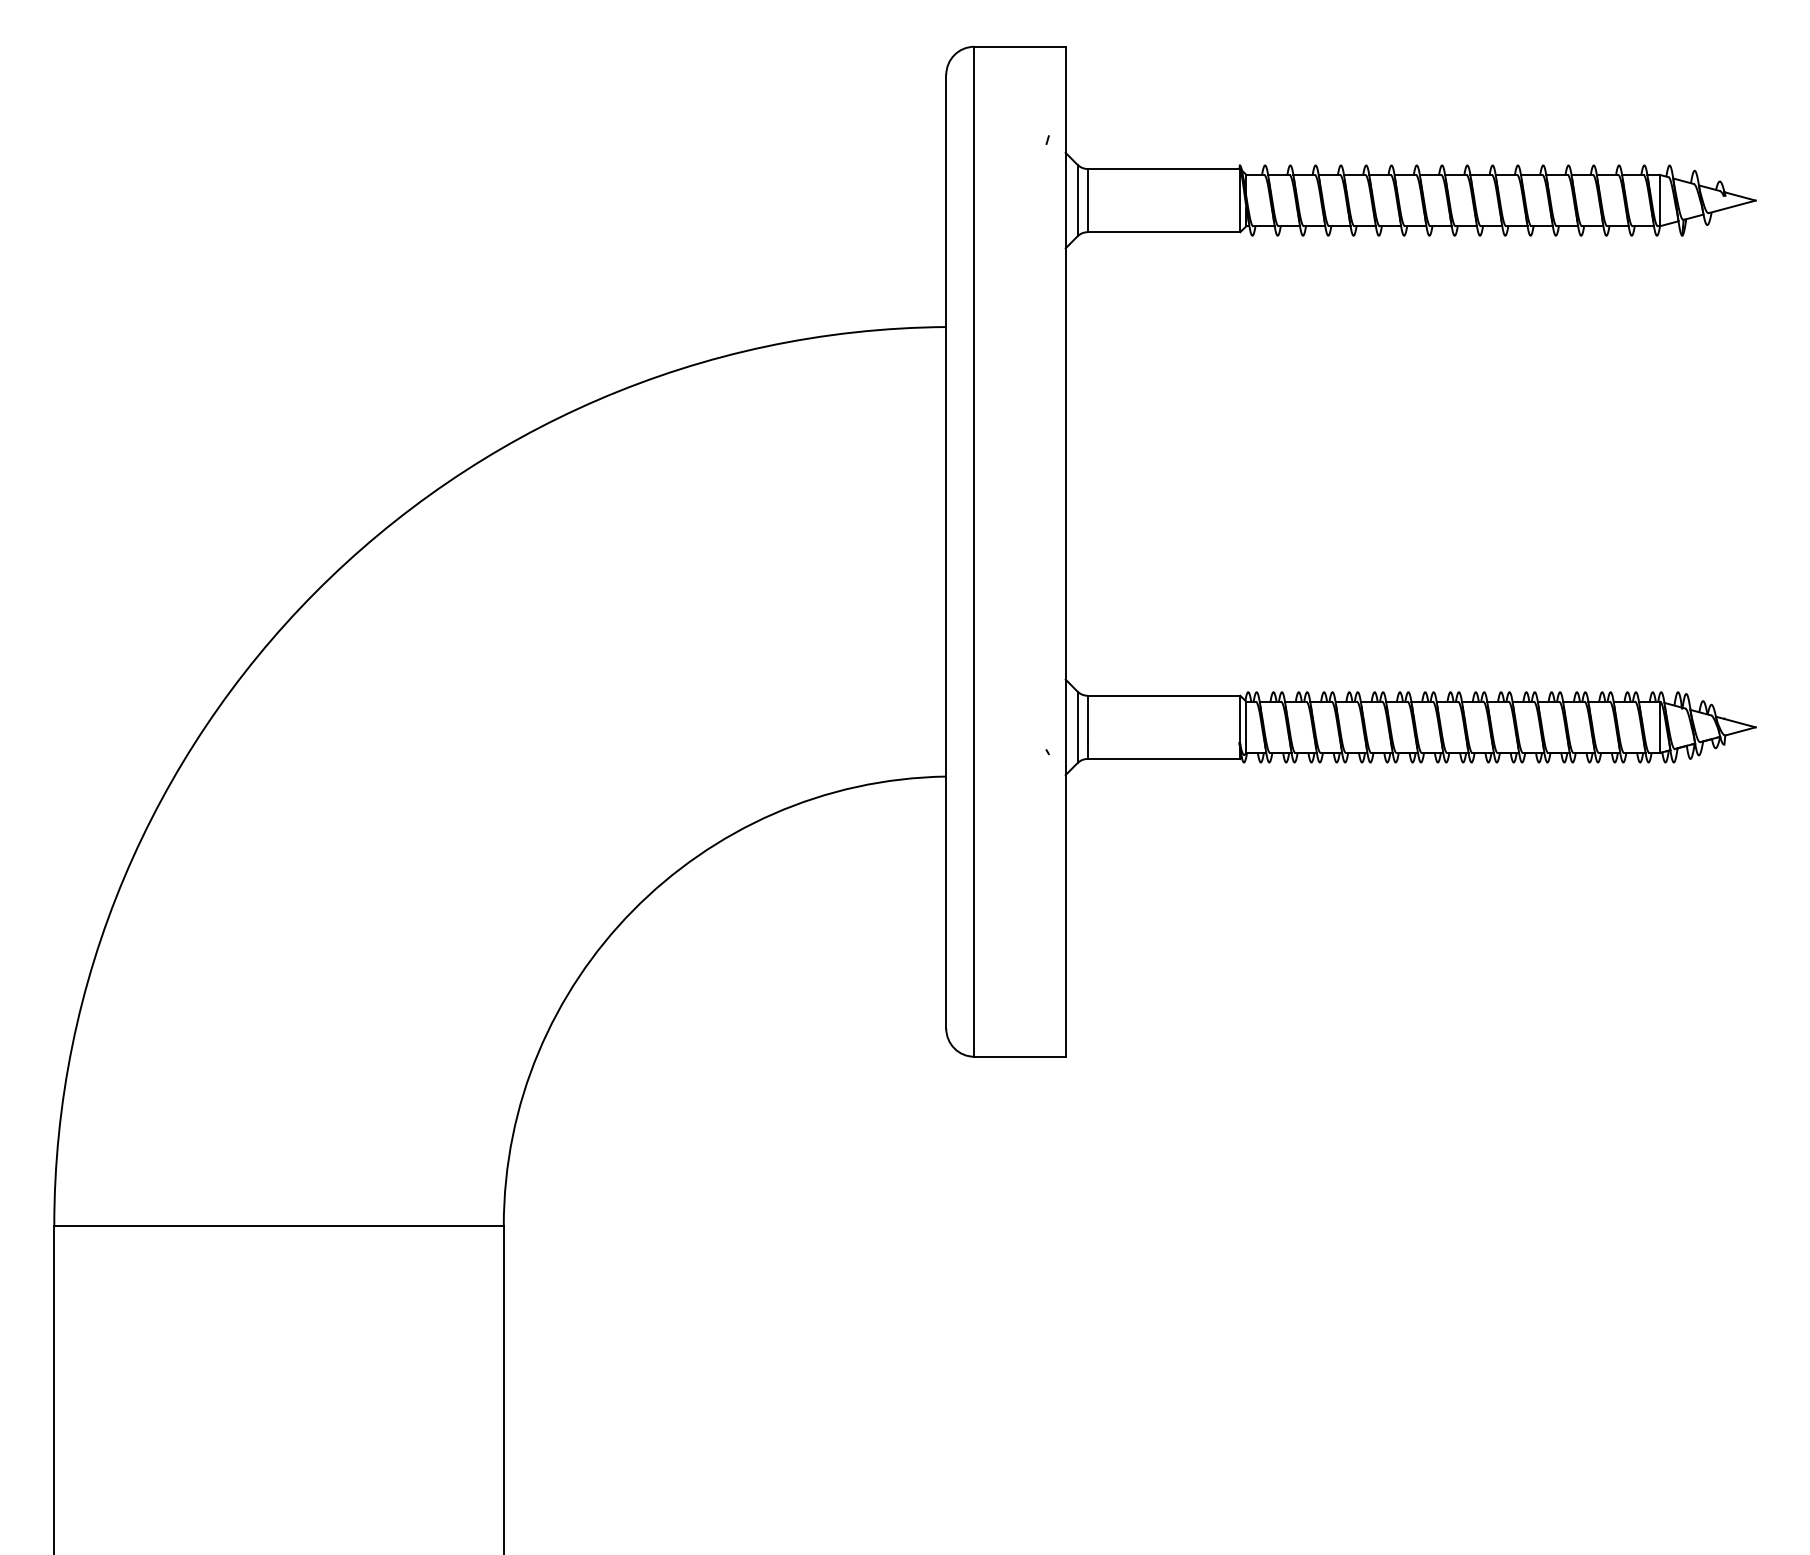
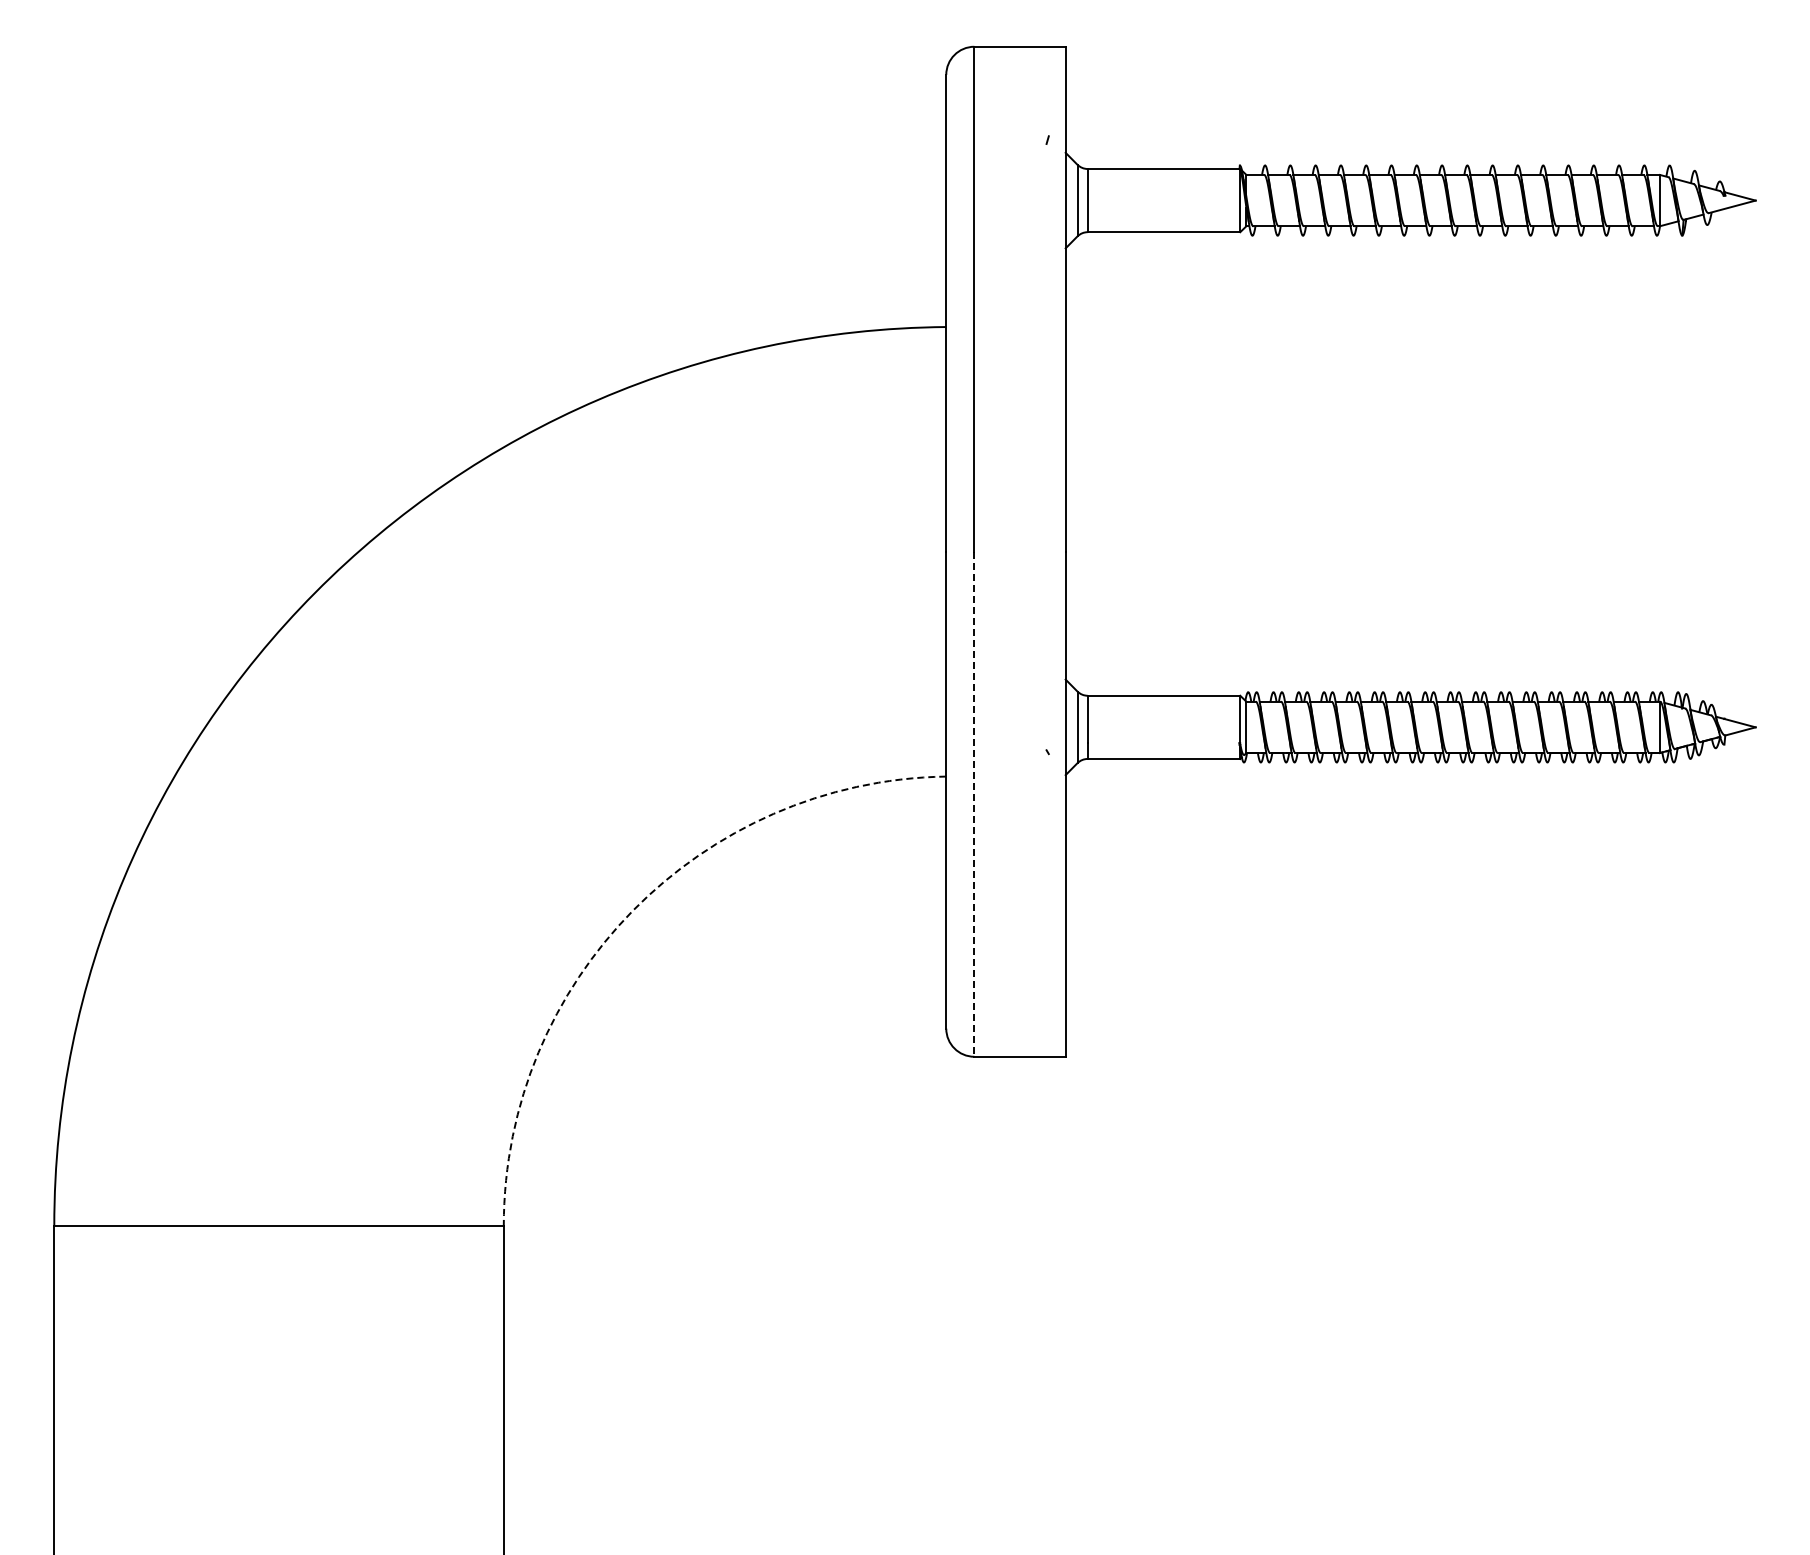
line: solid -> dashed (974, 804)
arc: solid -> dashed (632, 910)
